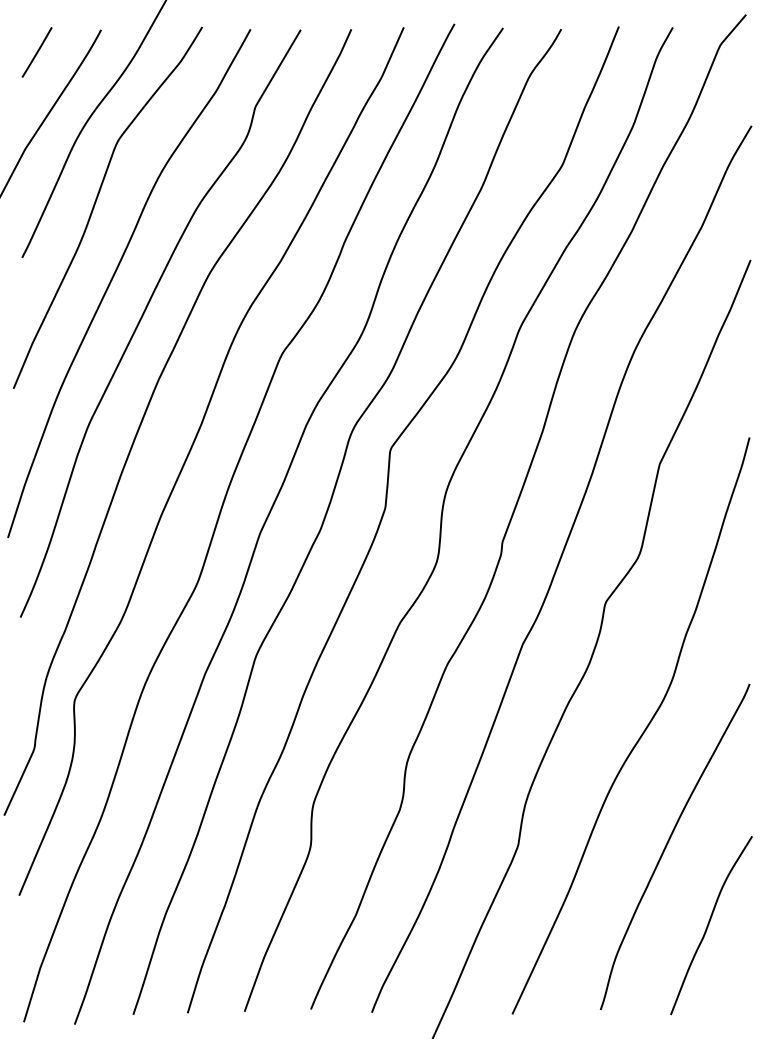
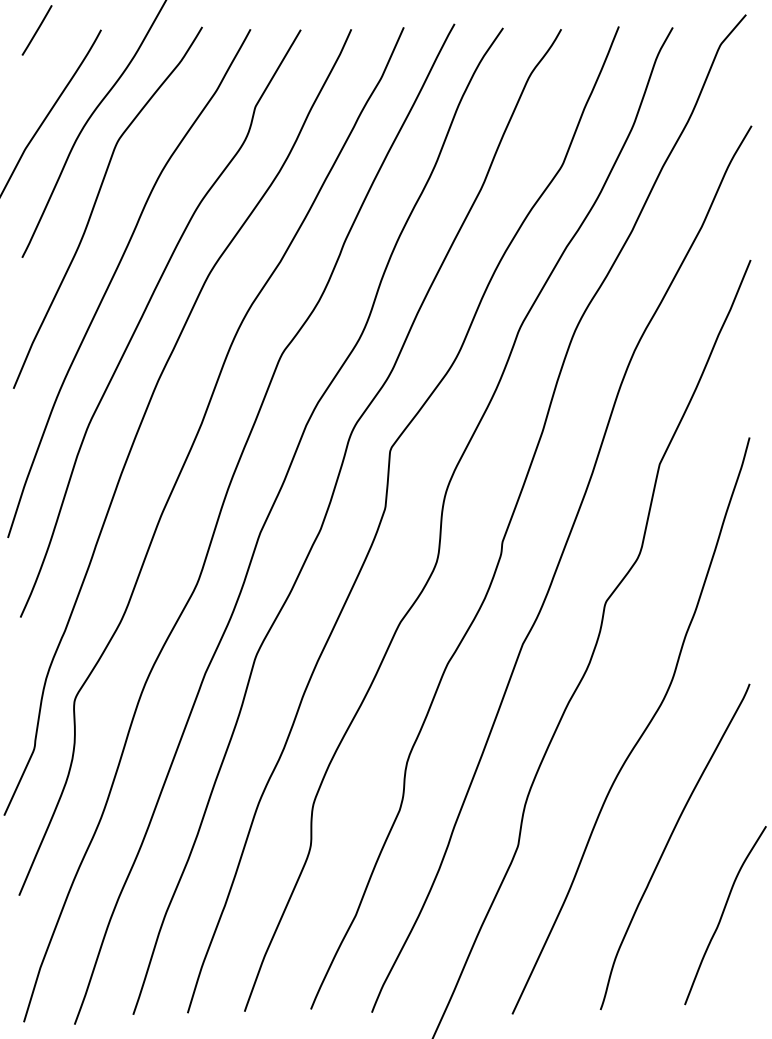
line position: (36, 52) -> (36, 30) (36, 30)
curve position: (709, 924) -> (723, 914) (723, 914)
